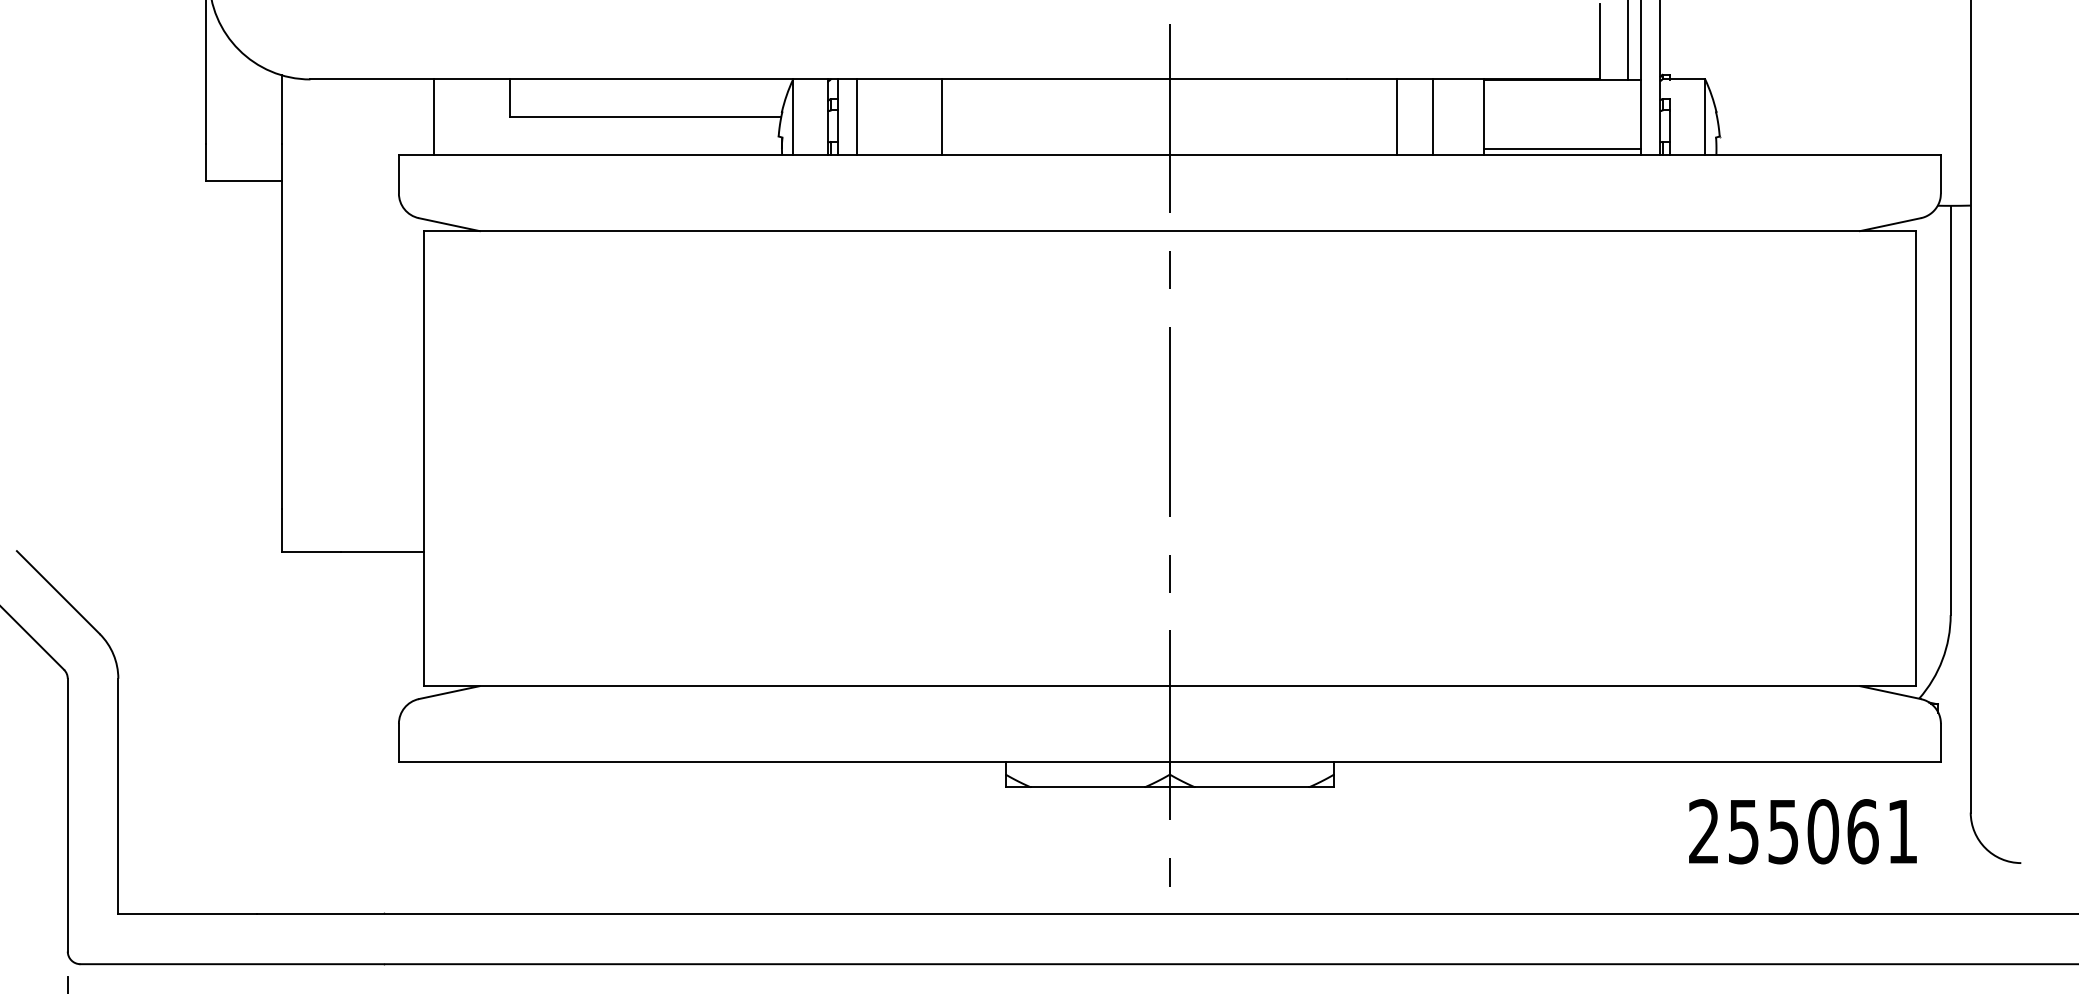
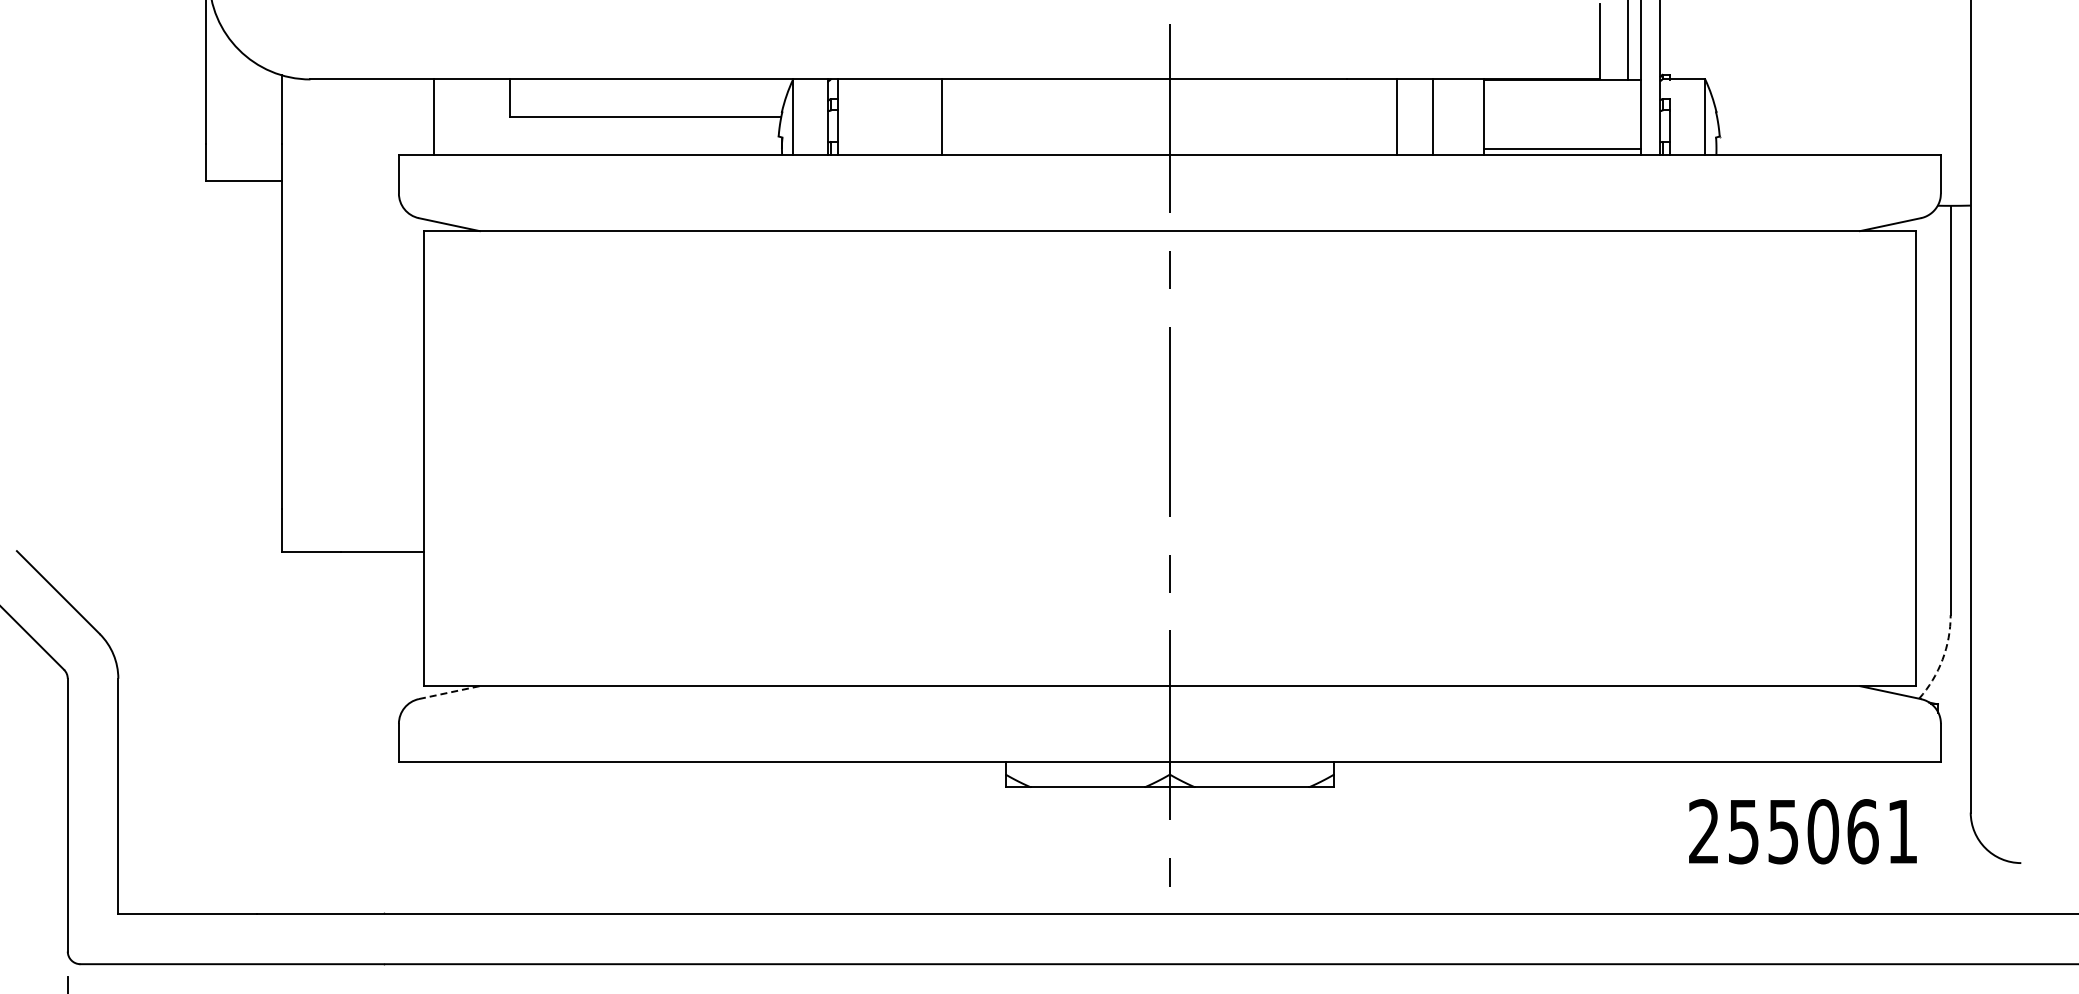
line: present -> none (857, 117)
arc: solid -> dashed (1942, 659)
line: solid -> dashed (449, 692)
